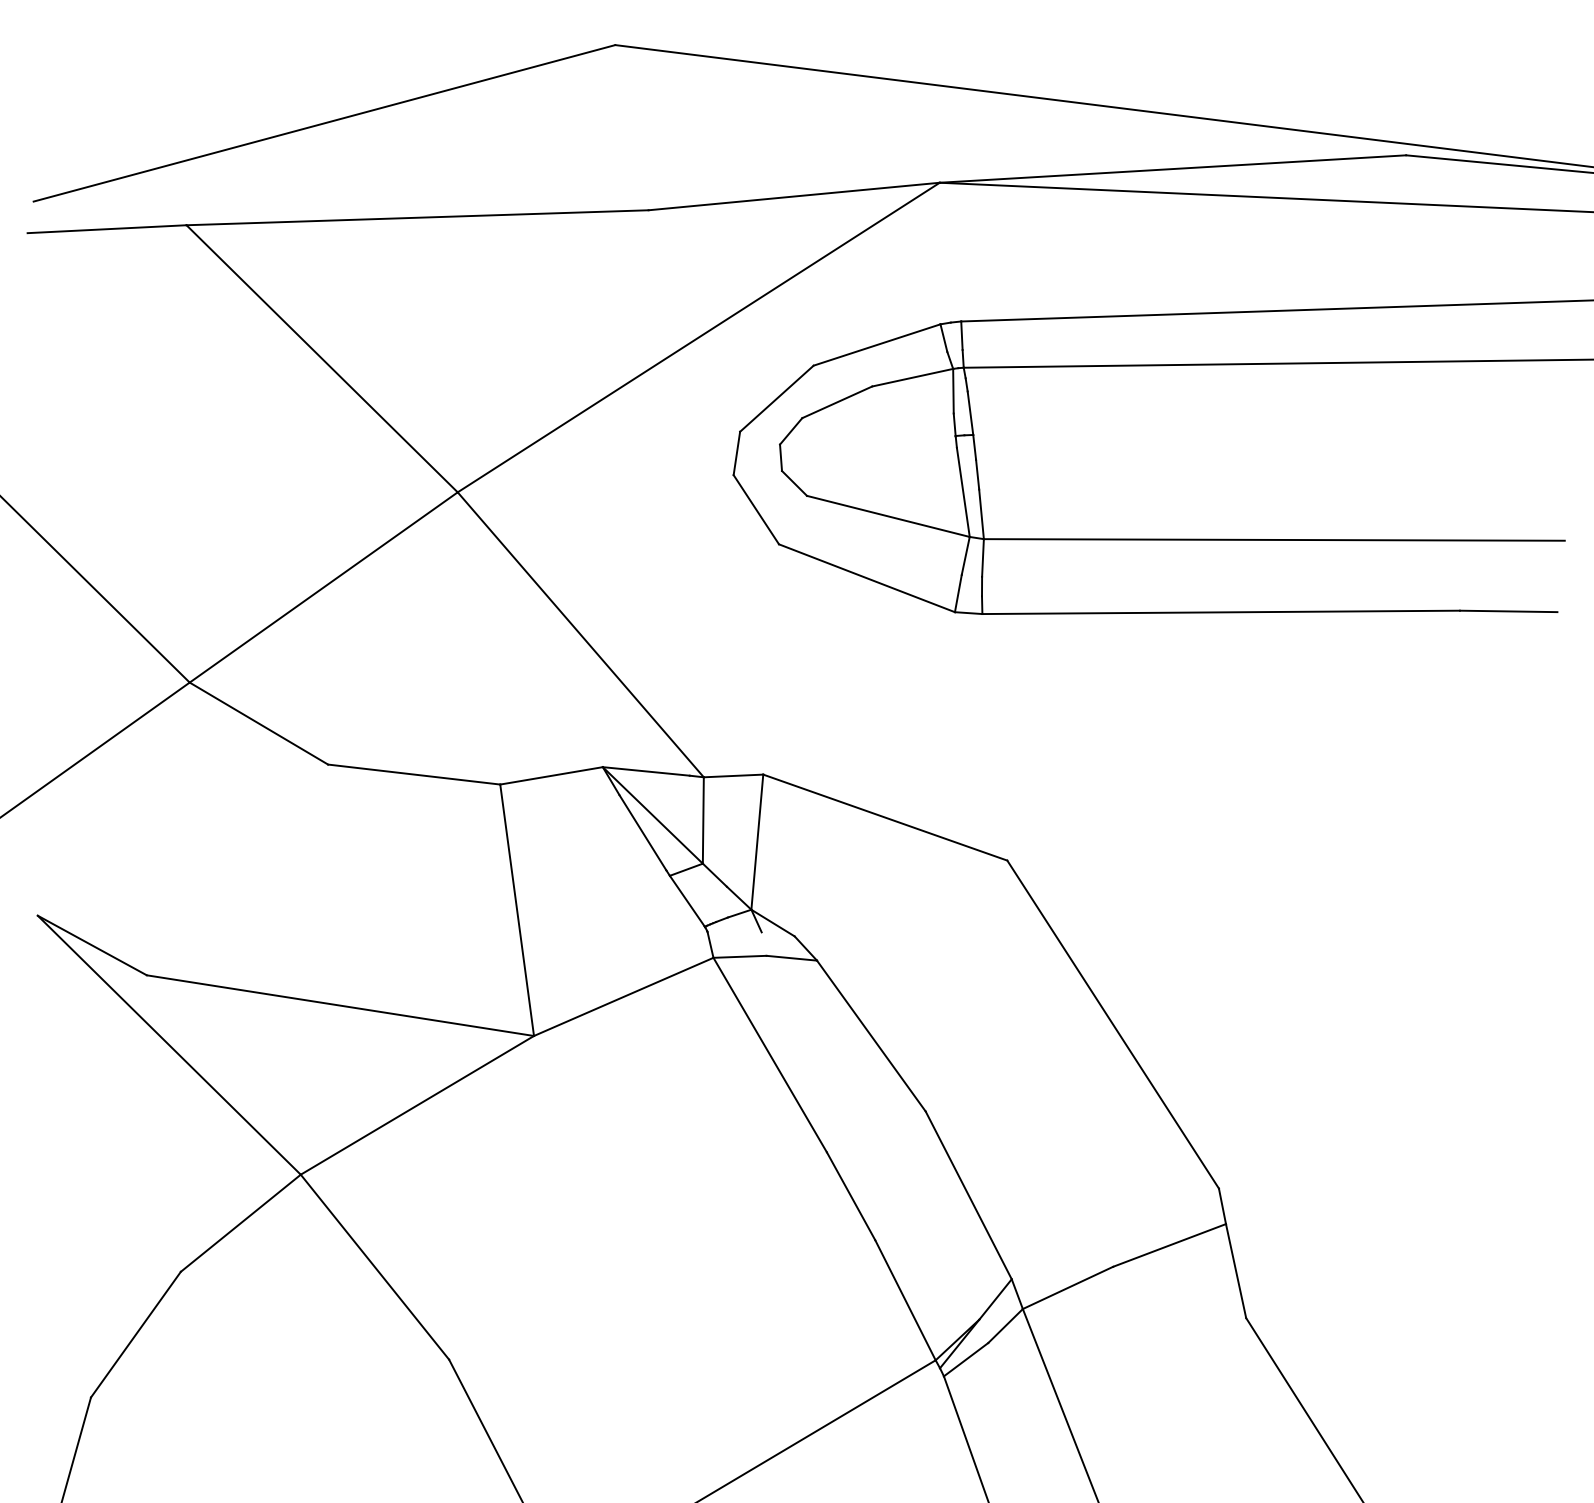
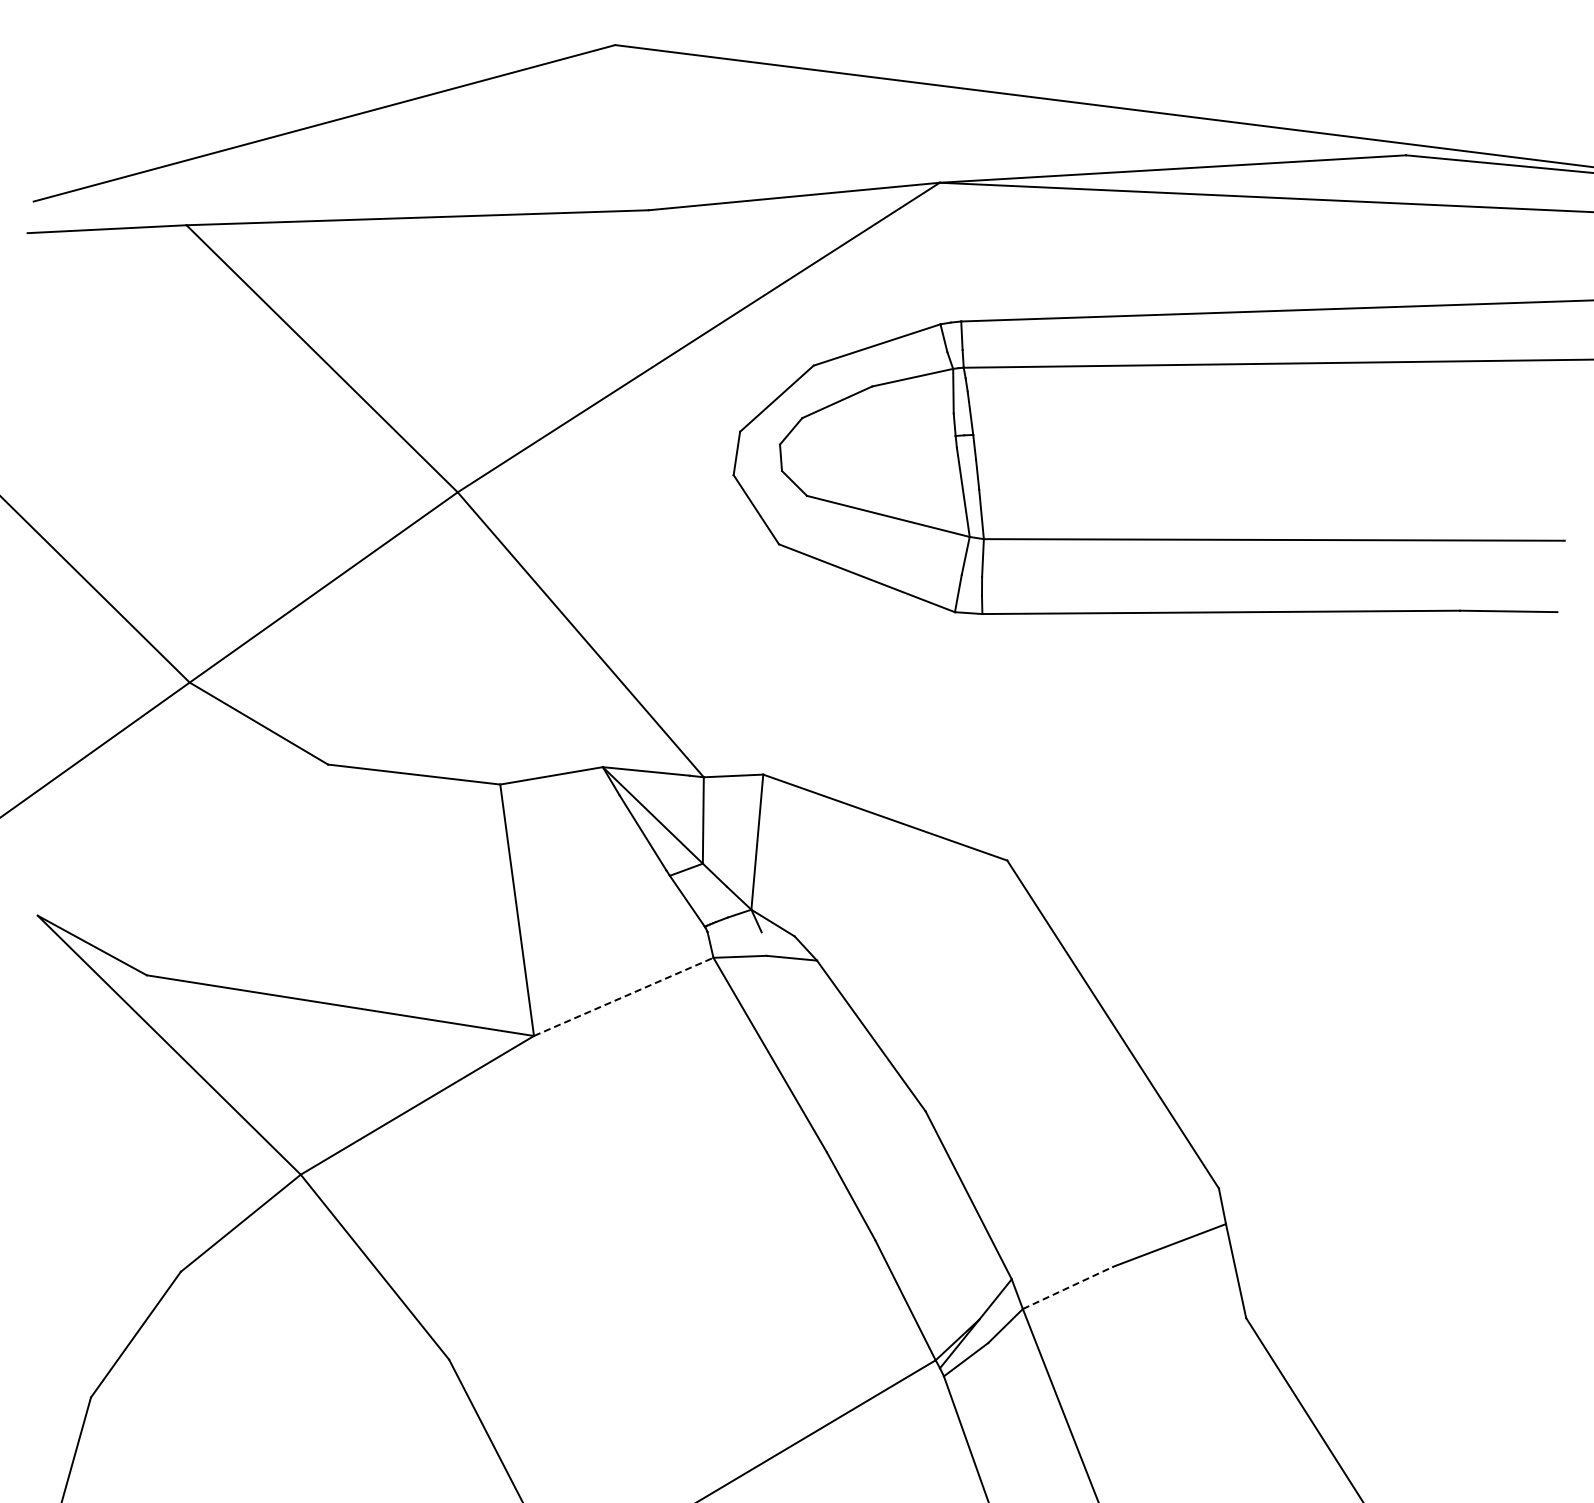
line: solid -> dashed (623, 996)
line: solid -> dashed (1068, 1287)
